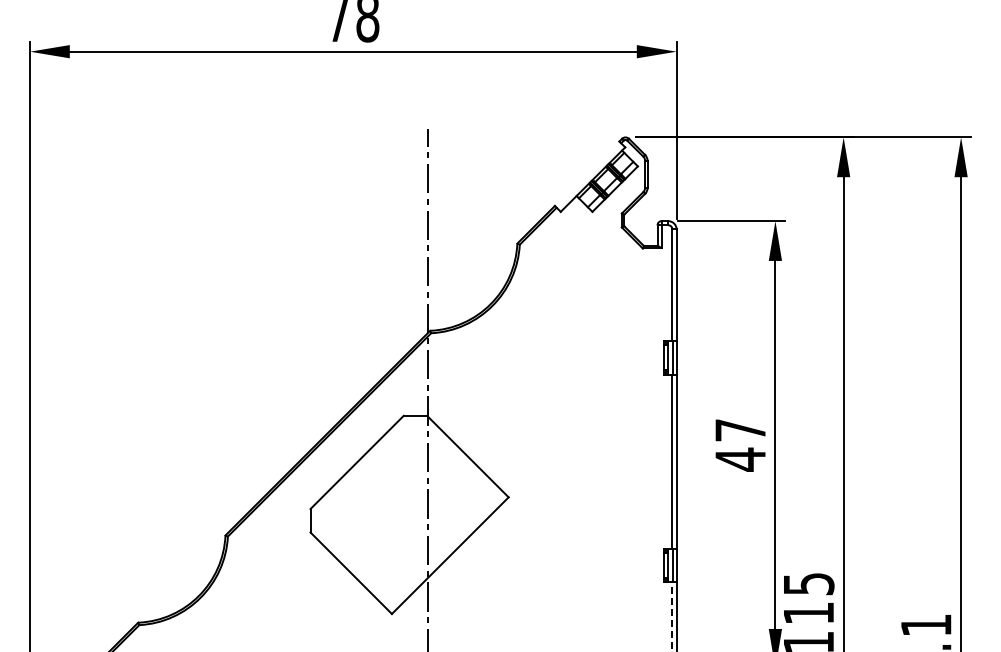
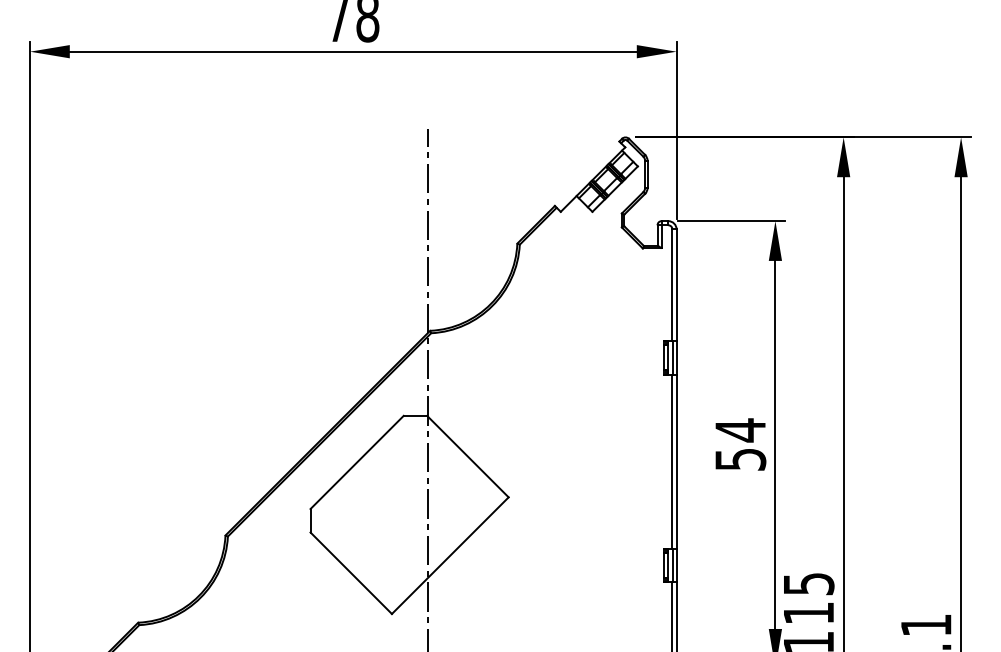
text: 47 -> 54 (740, 444)
line: dashed -> solid (672, 616)
